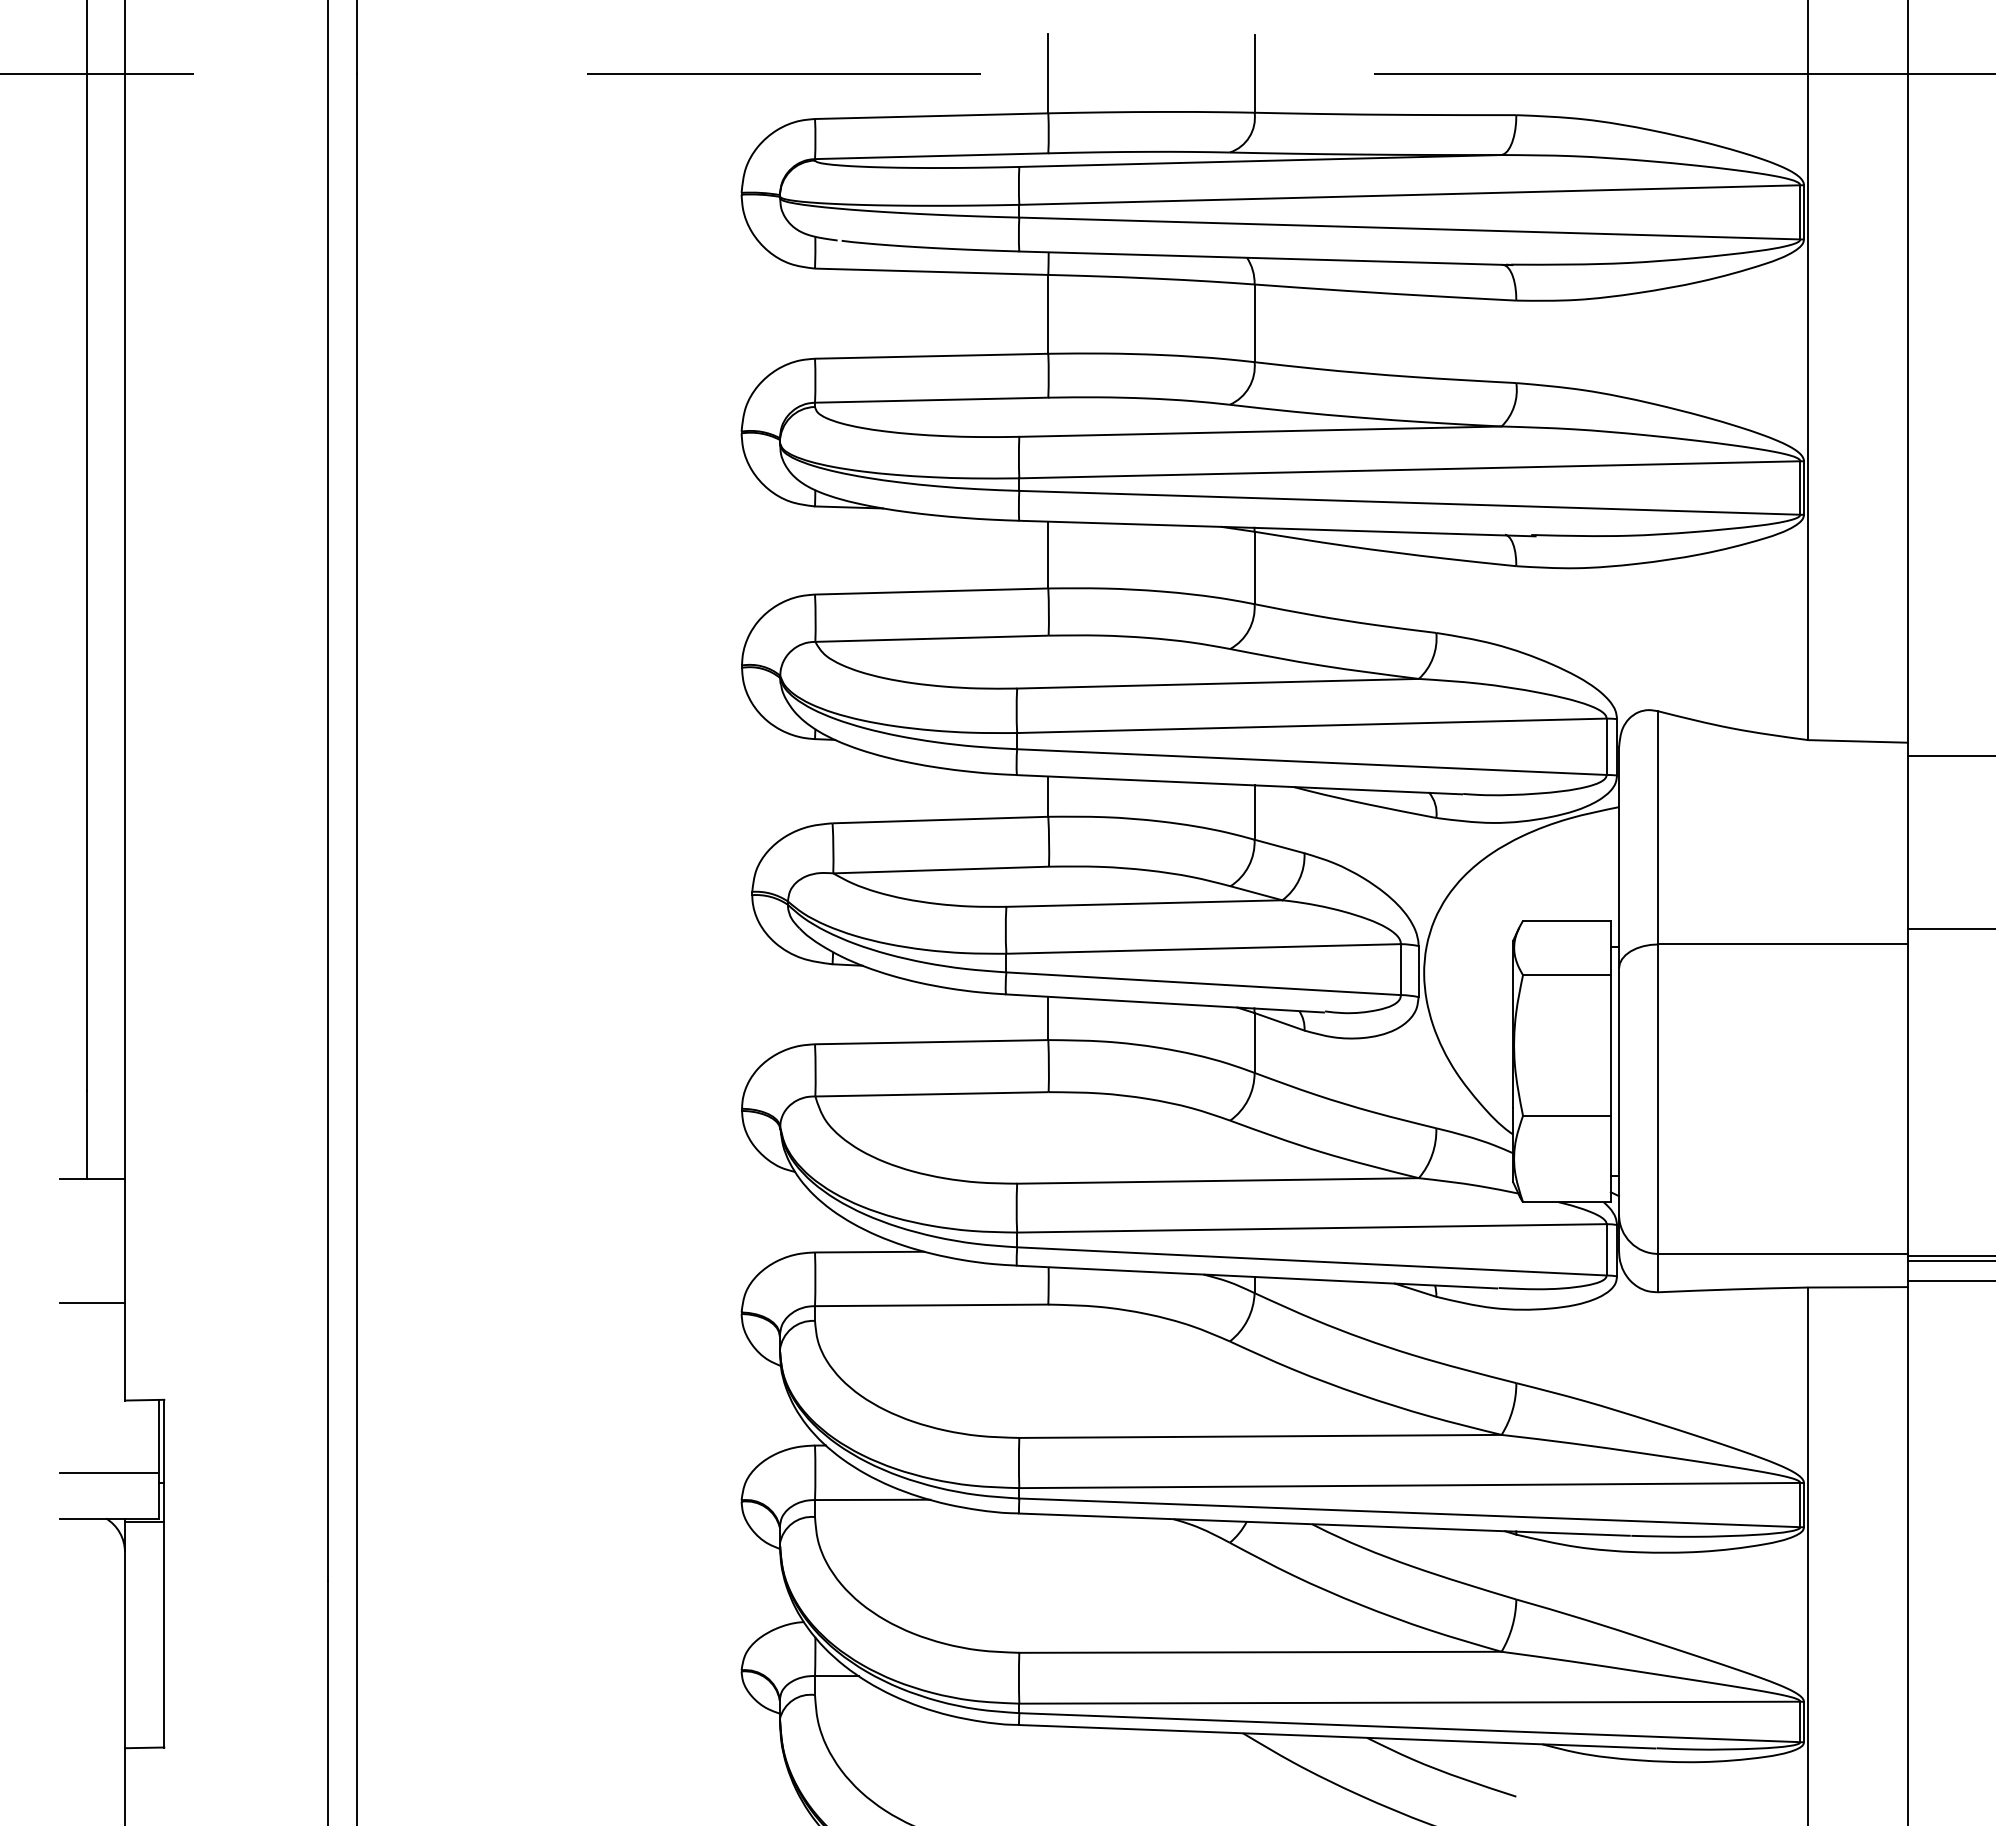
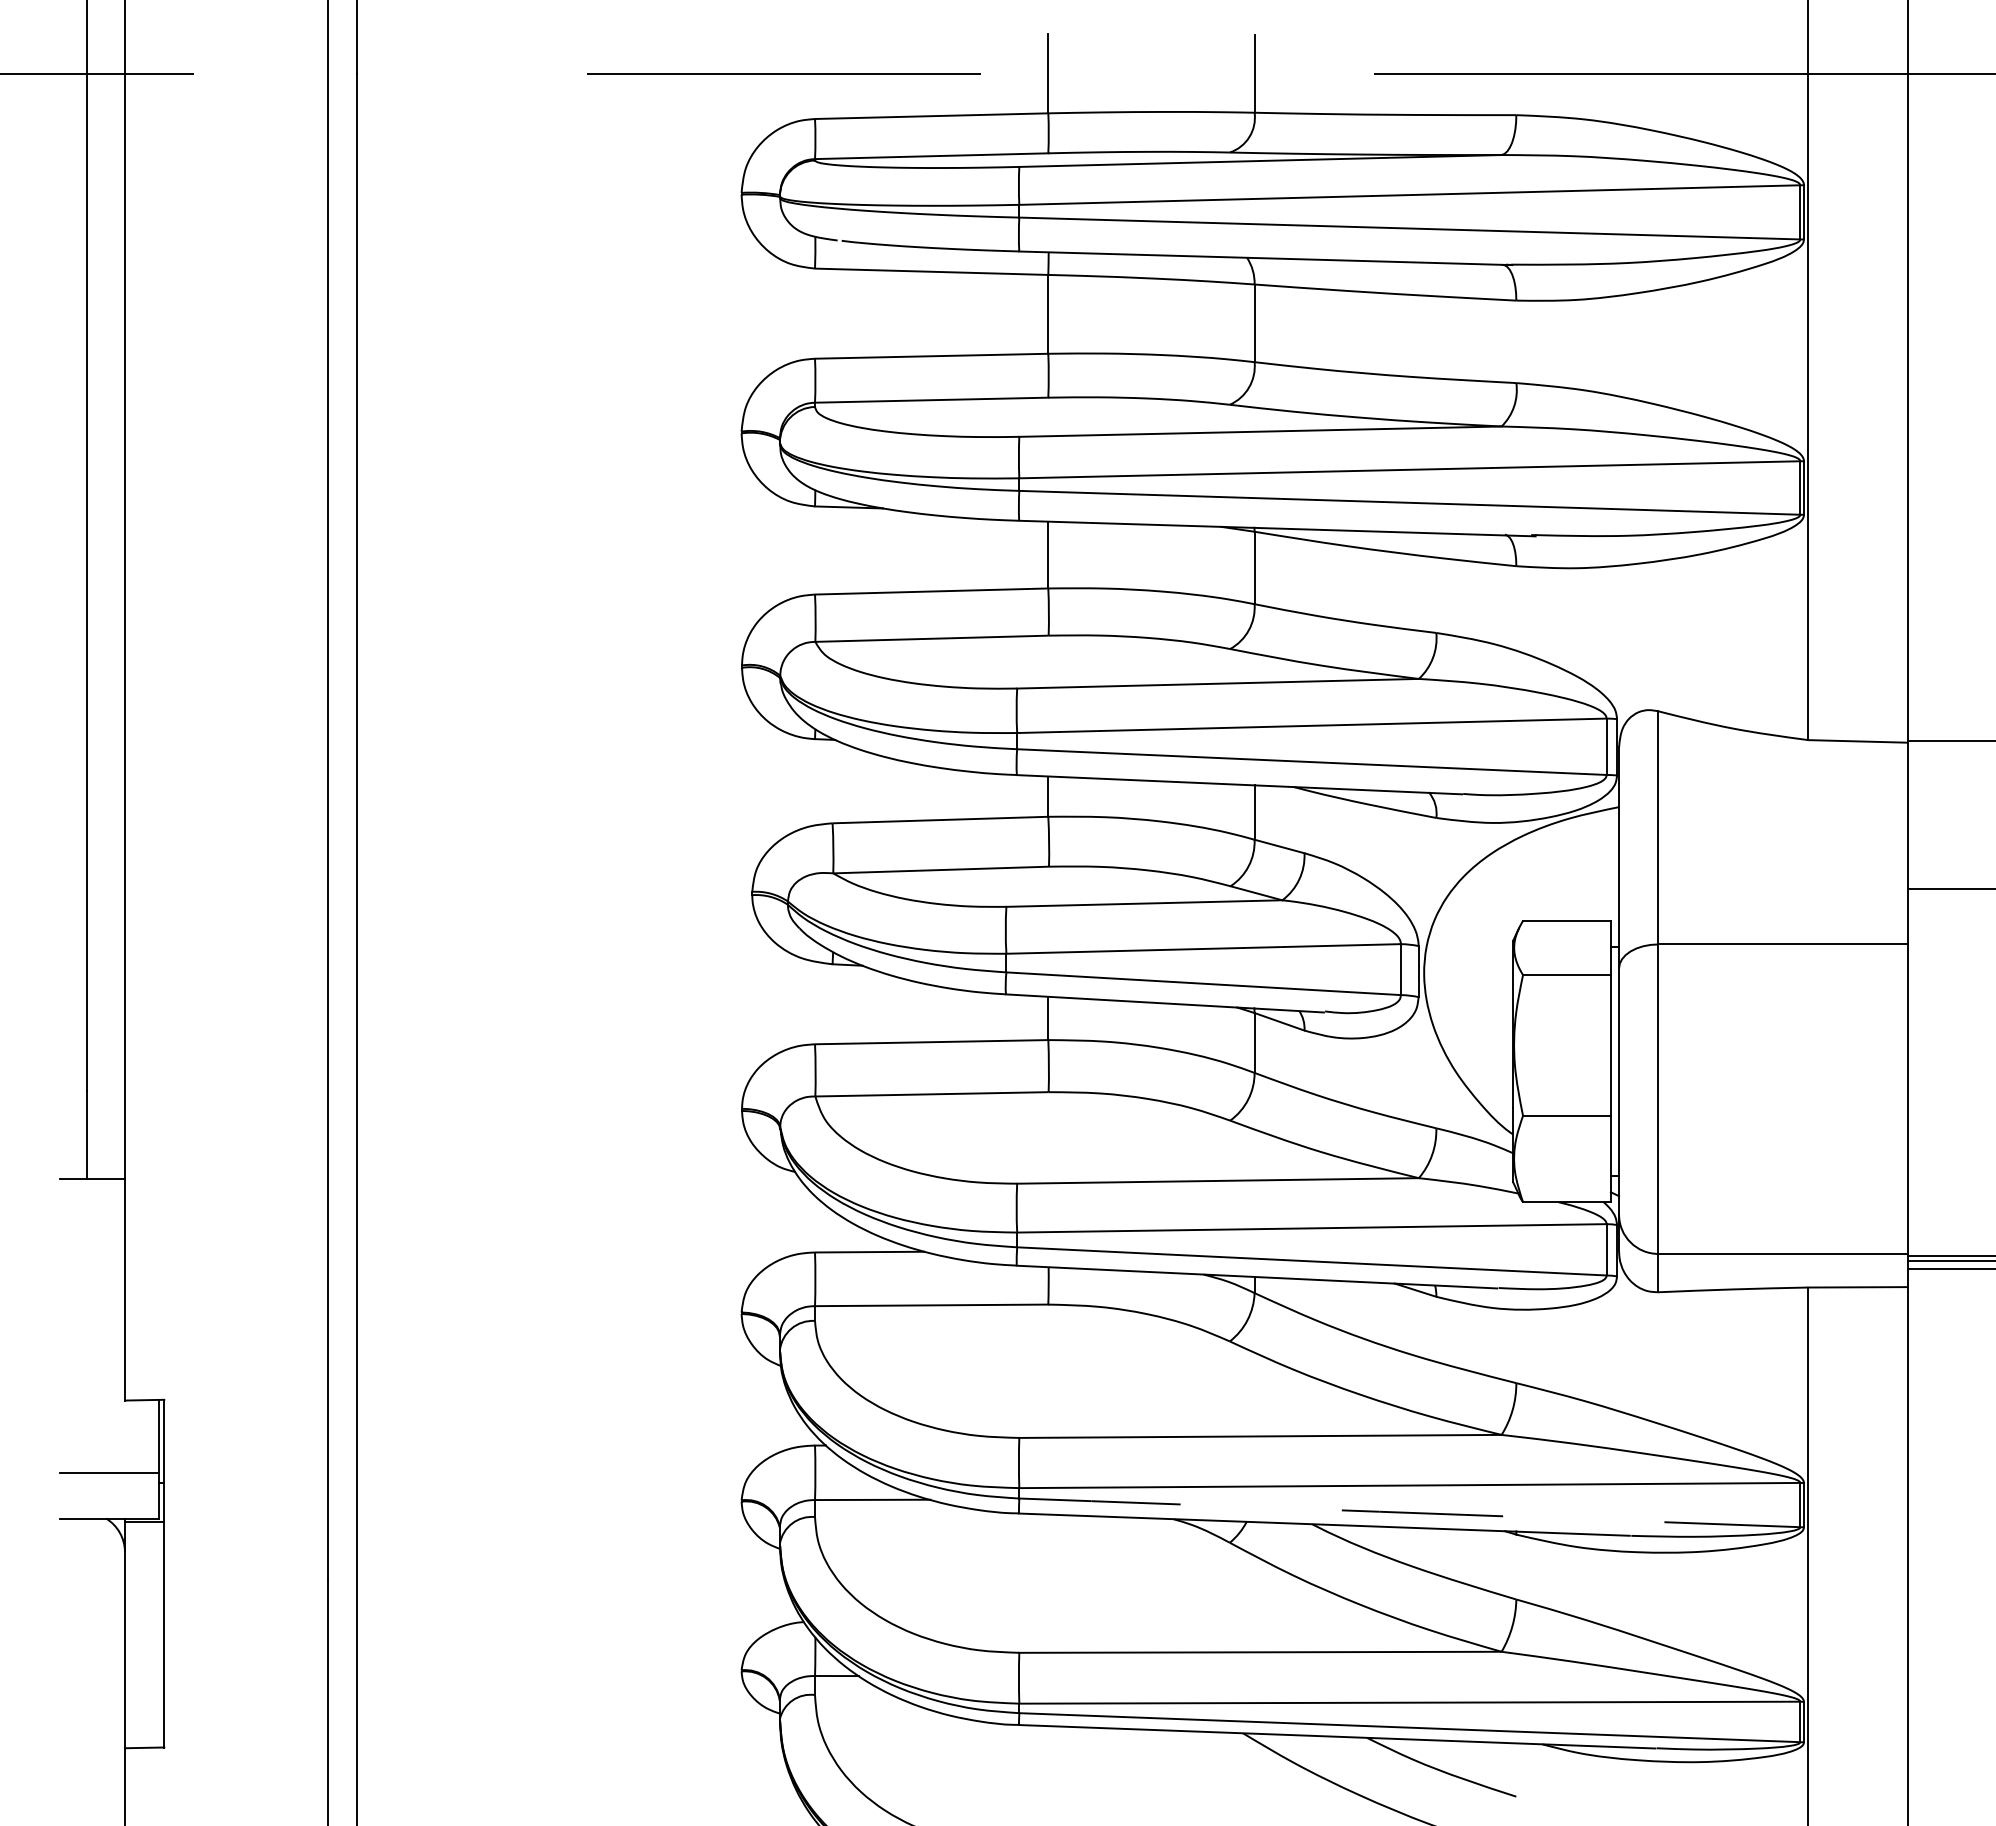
line position: (1949, 755) -> (1949, 740) (1949, 740)
line position: (1949, 929) -> (1949, 889) (1949, 889)
line position: (1949, 1281) -> (1949, 1269) (1949, 1269)
line: present -> none (91, 1302)
line: solid -> dashed (1408, 1512)
